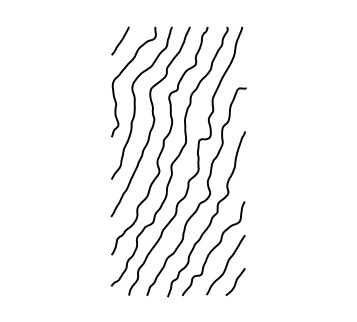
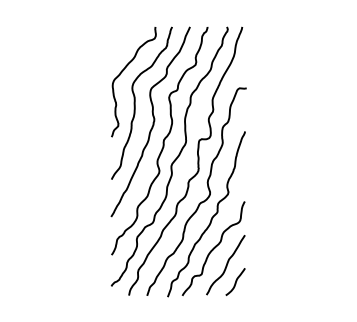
line: present -> none (120, 40)
